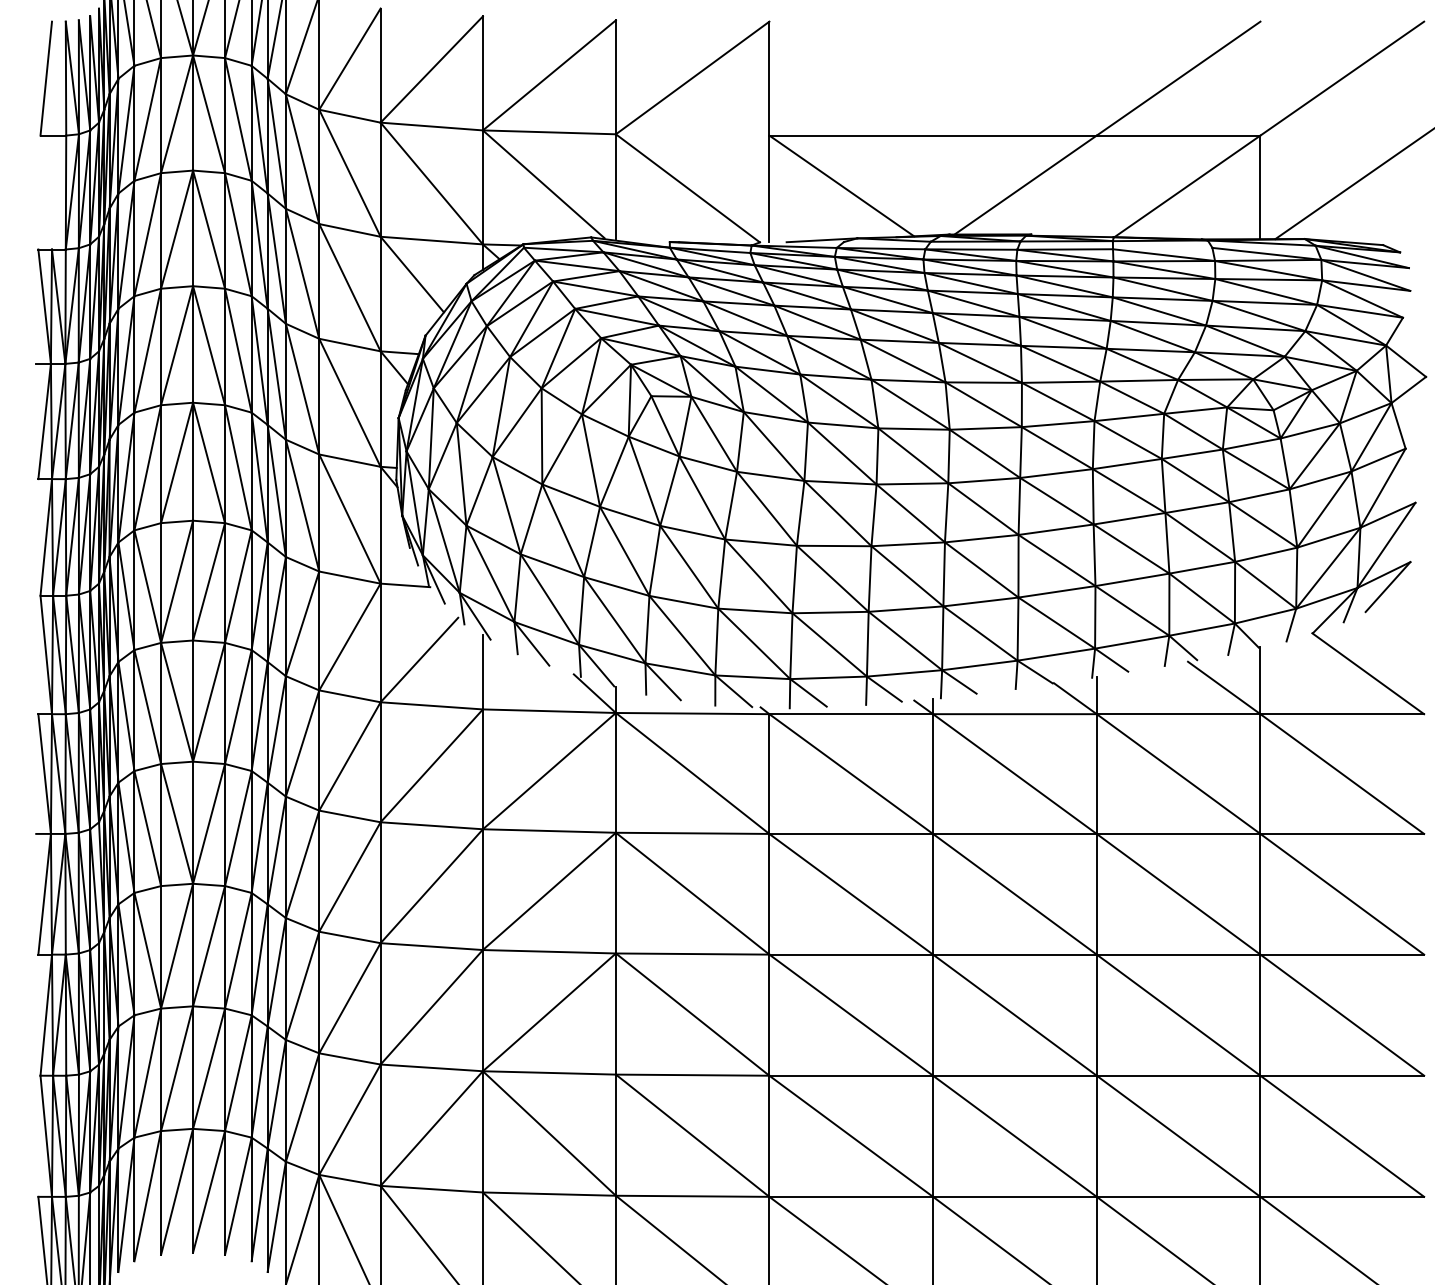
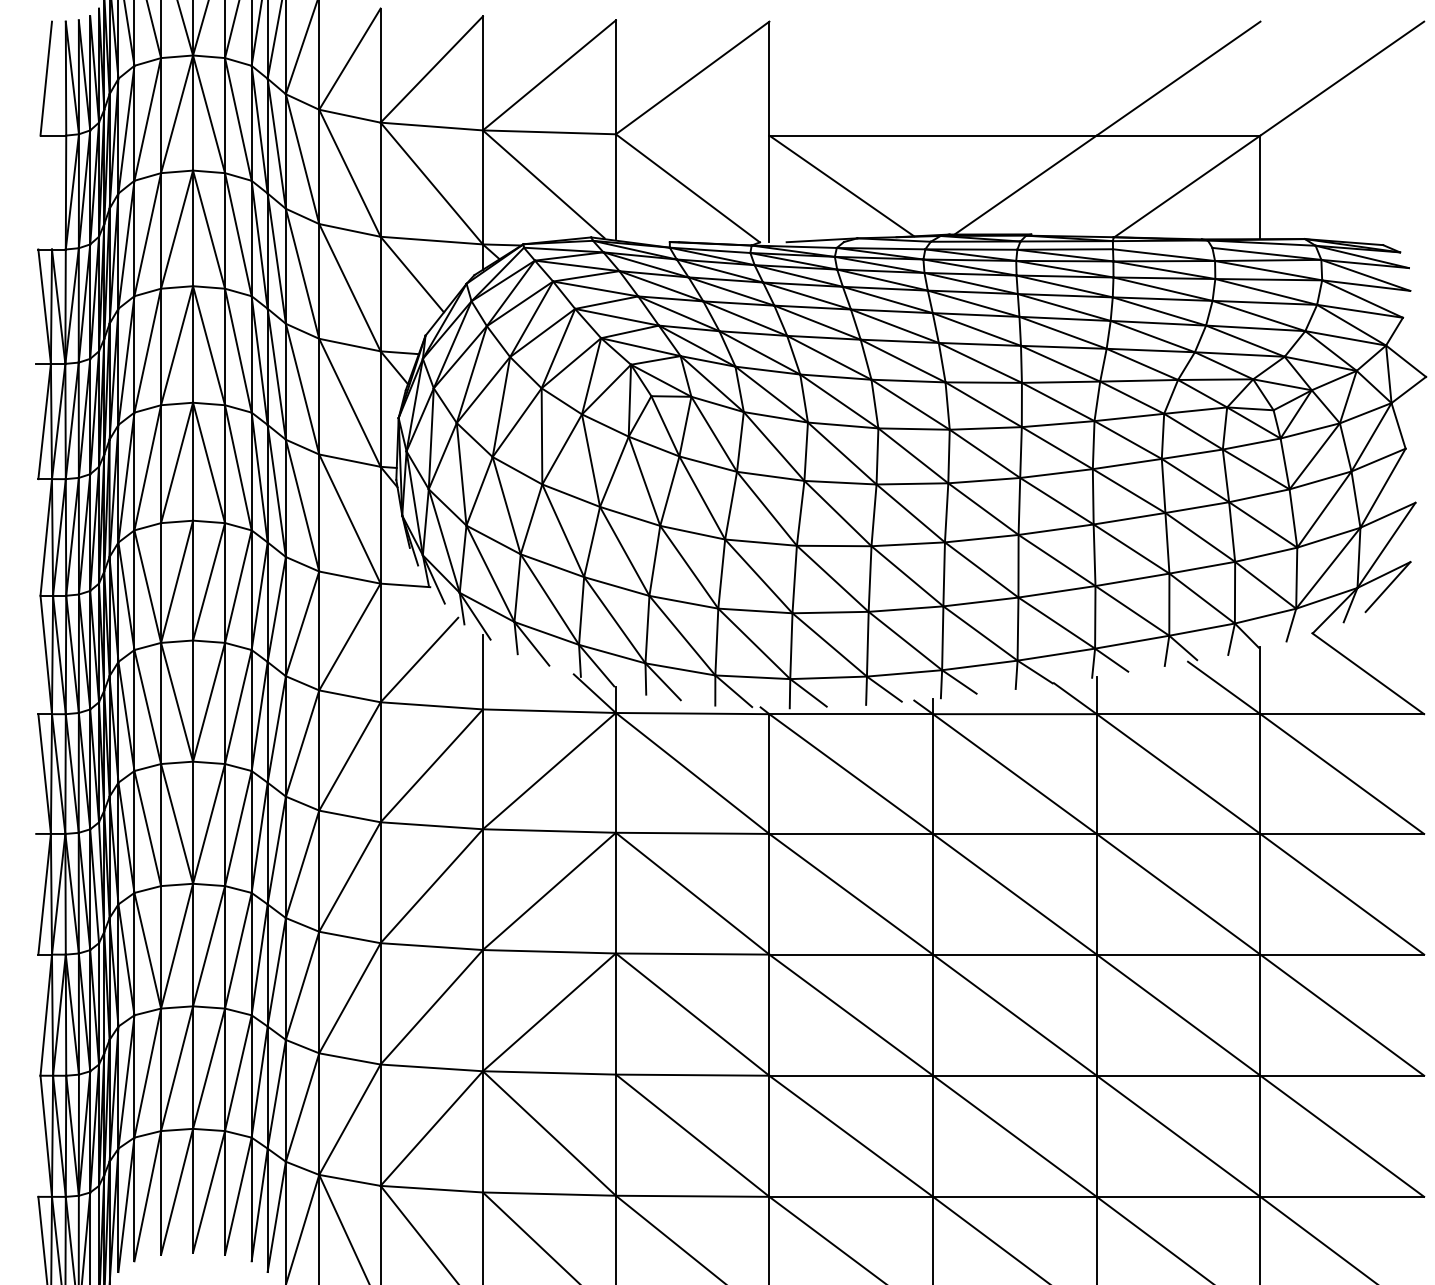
line: present -> none (1353, 184)
